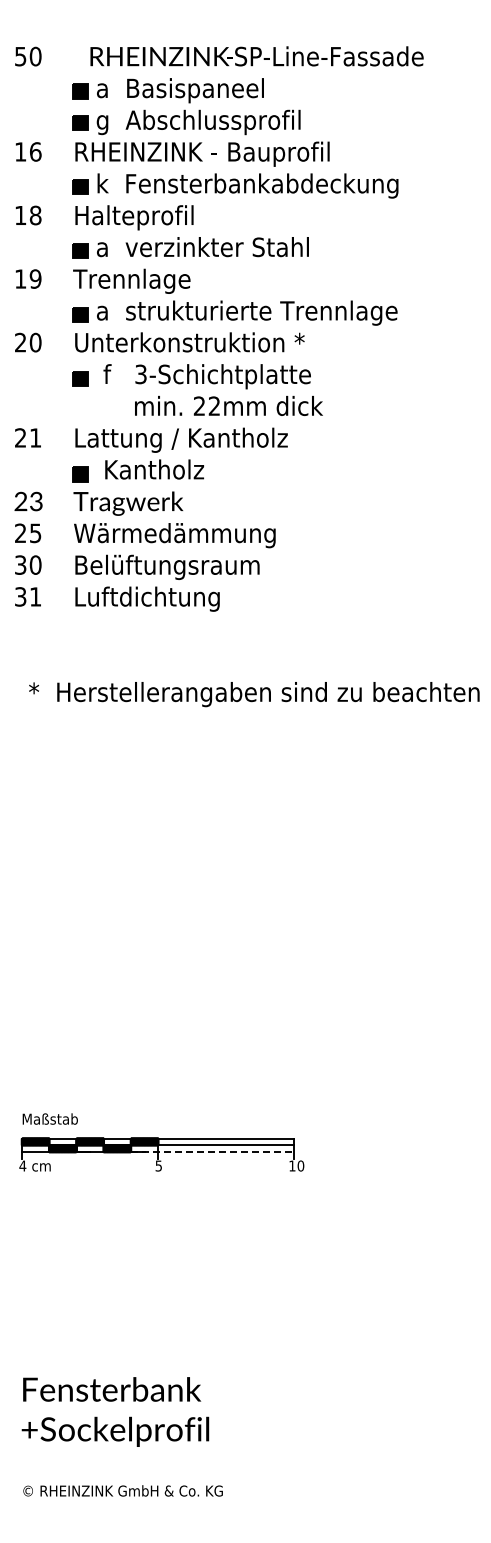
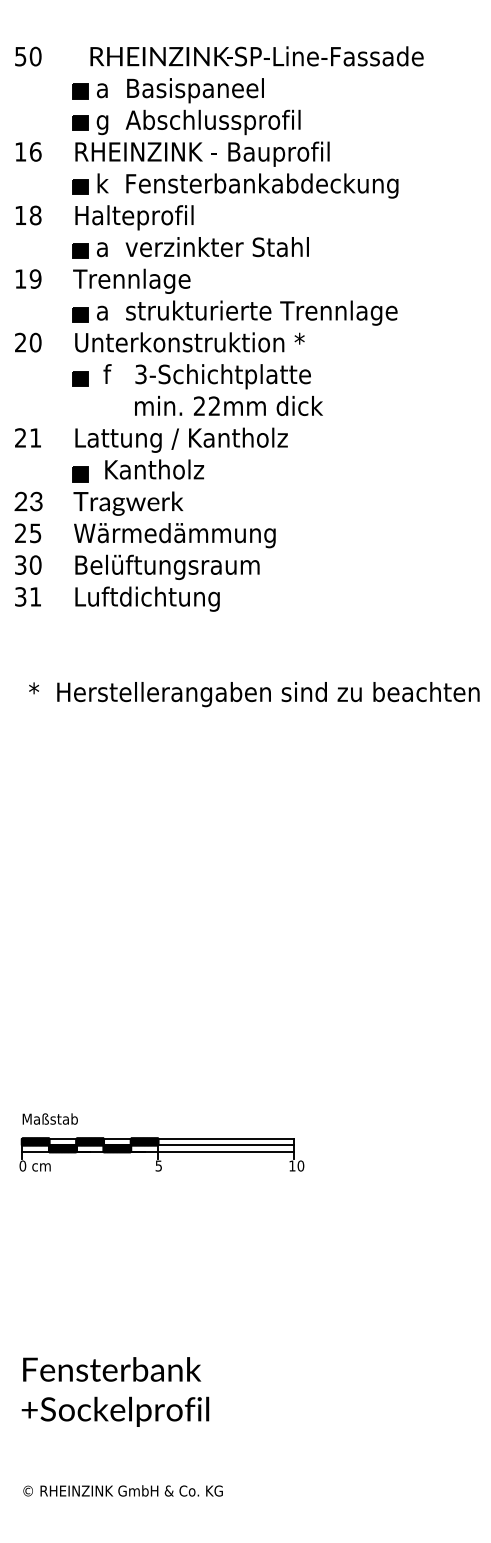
line: dashed -> solid (212, 1152)
text: 4 -> 0 (22, 1165)
text position: (115, 1411) -> (115, 1391) (115, 1391)
